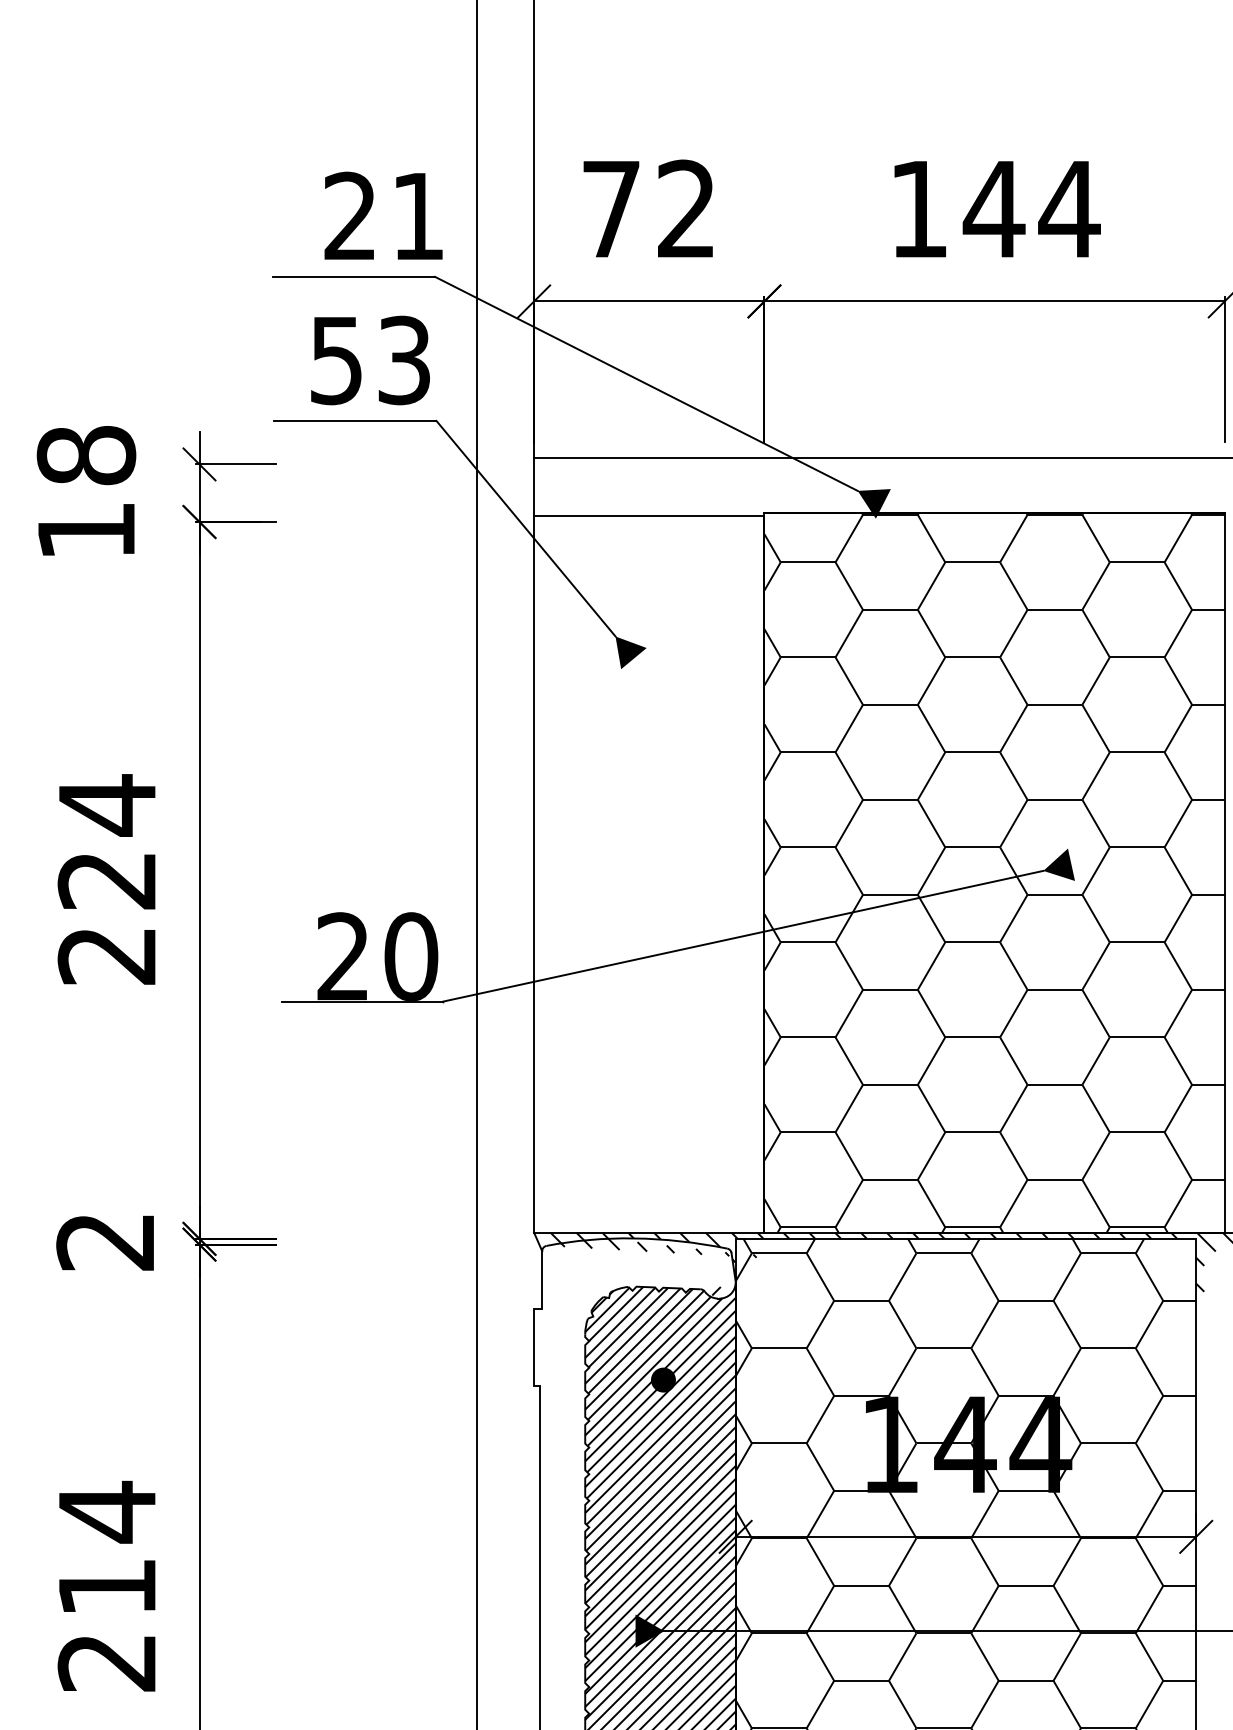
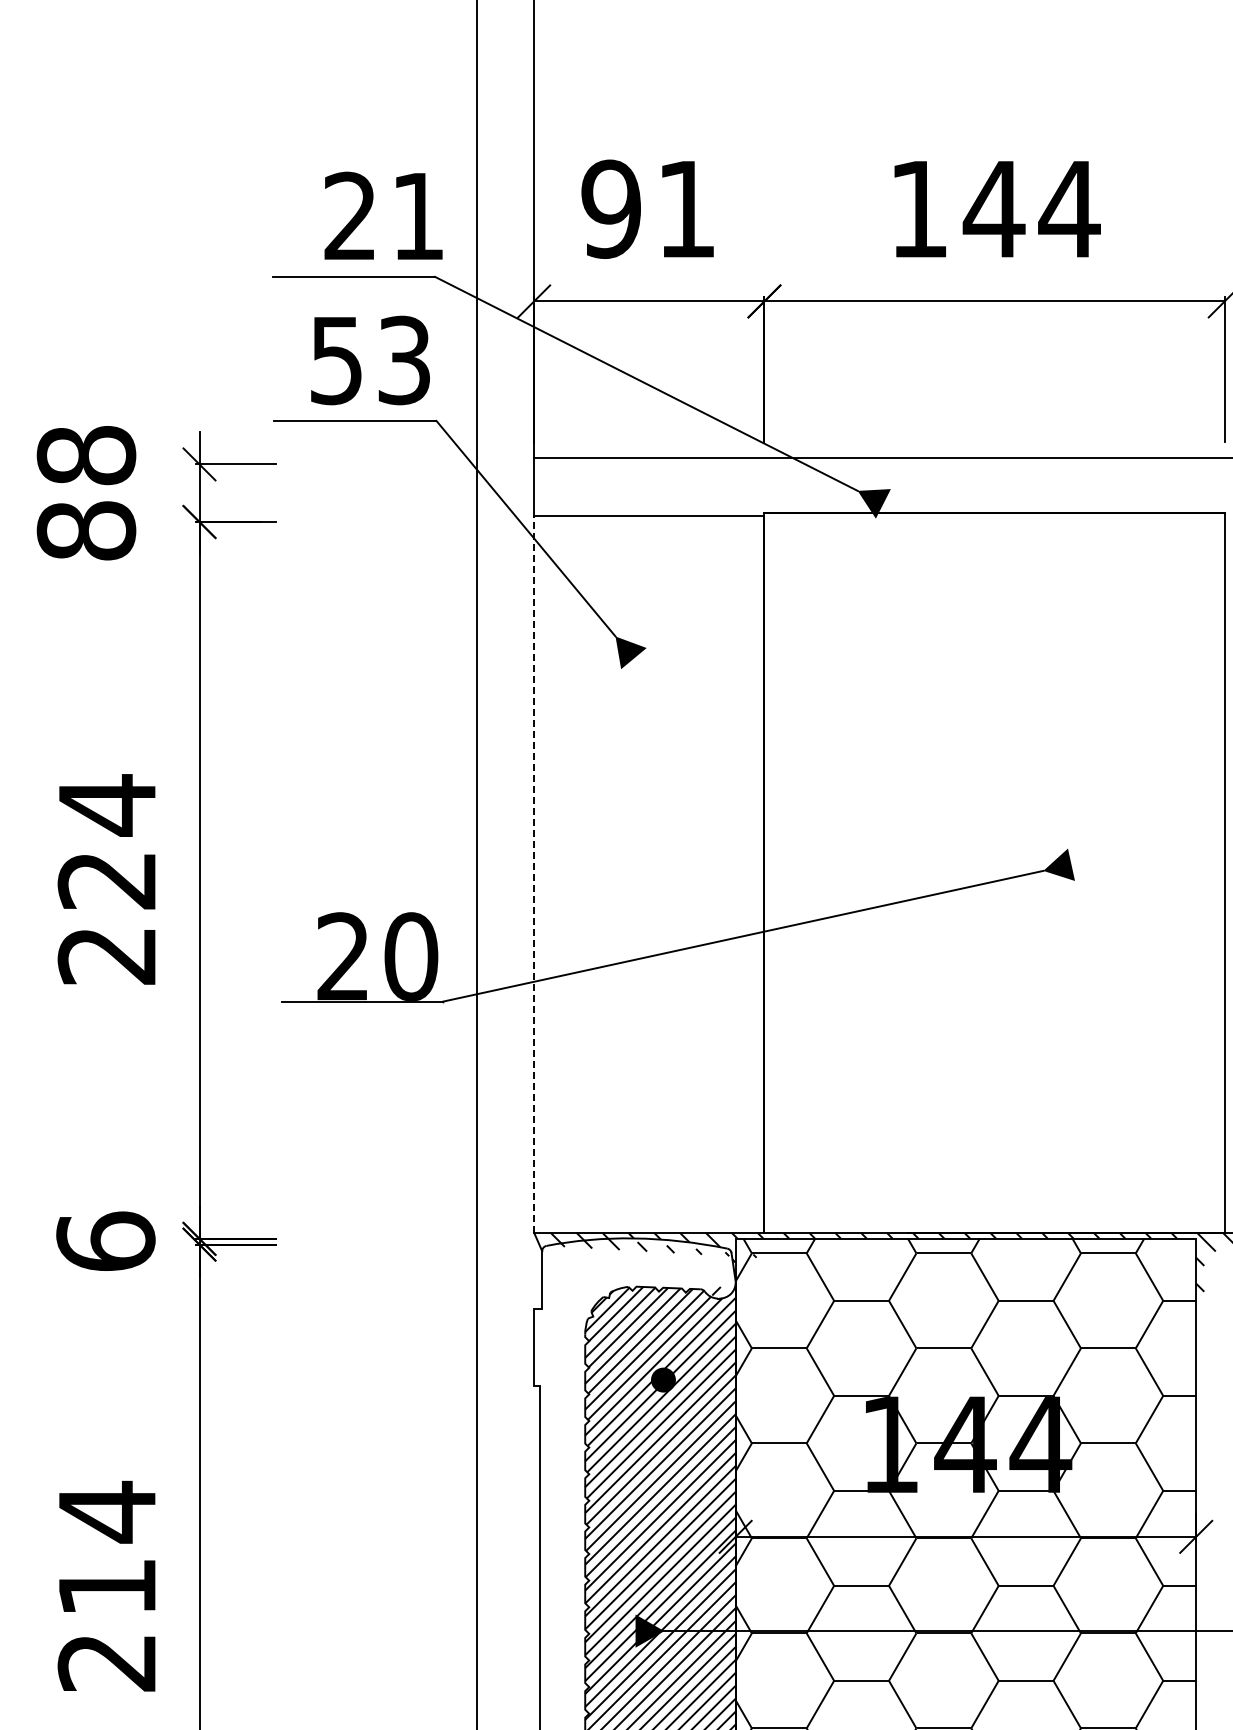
text: 72 -> 91 (647, 208)
text: 18 -> 88 (86, 530)
hatch: present -> none (994, 872)
line: solid -> dashed (534, 873)
text: 2 -> 6 (105, 1240)
